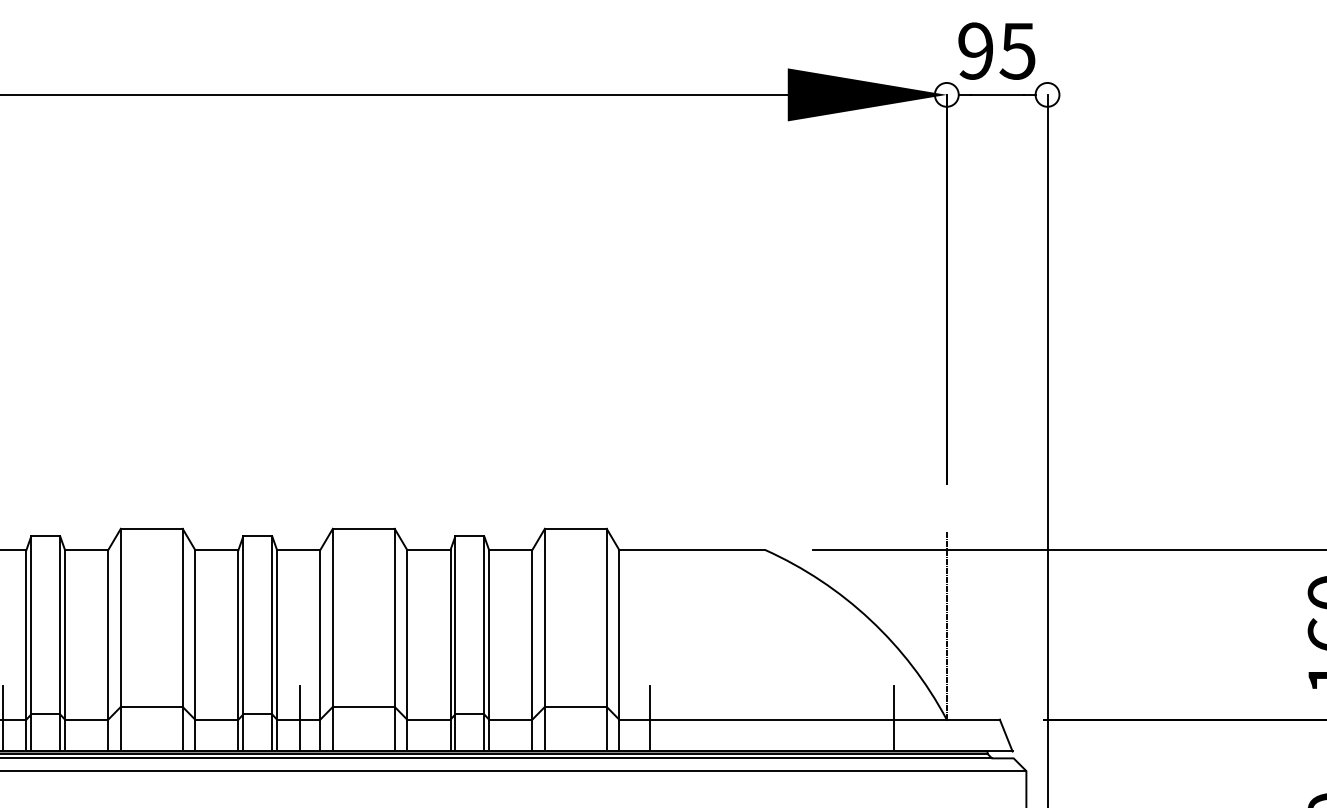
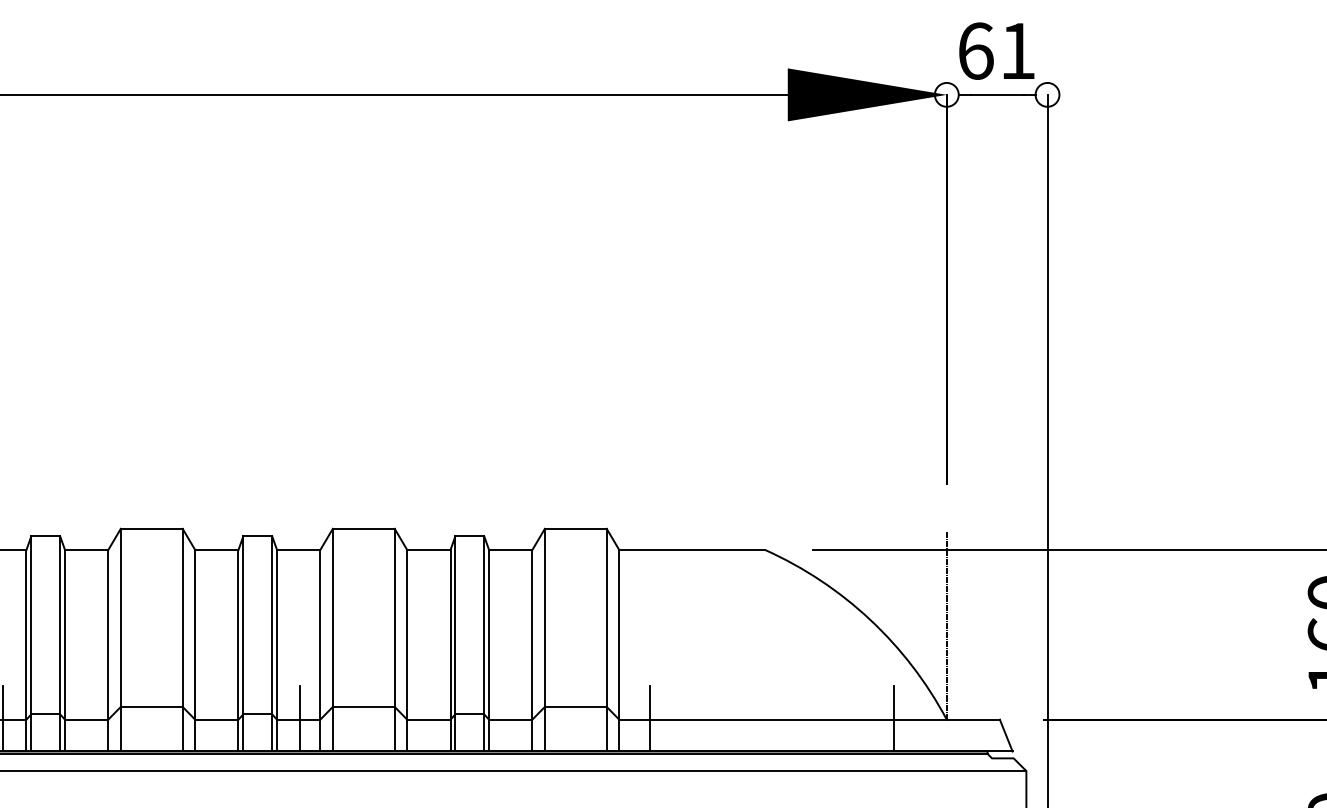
text: 95 -> 61 (996, 50)
line: present -> none (497, 758)
